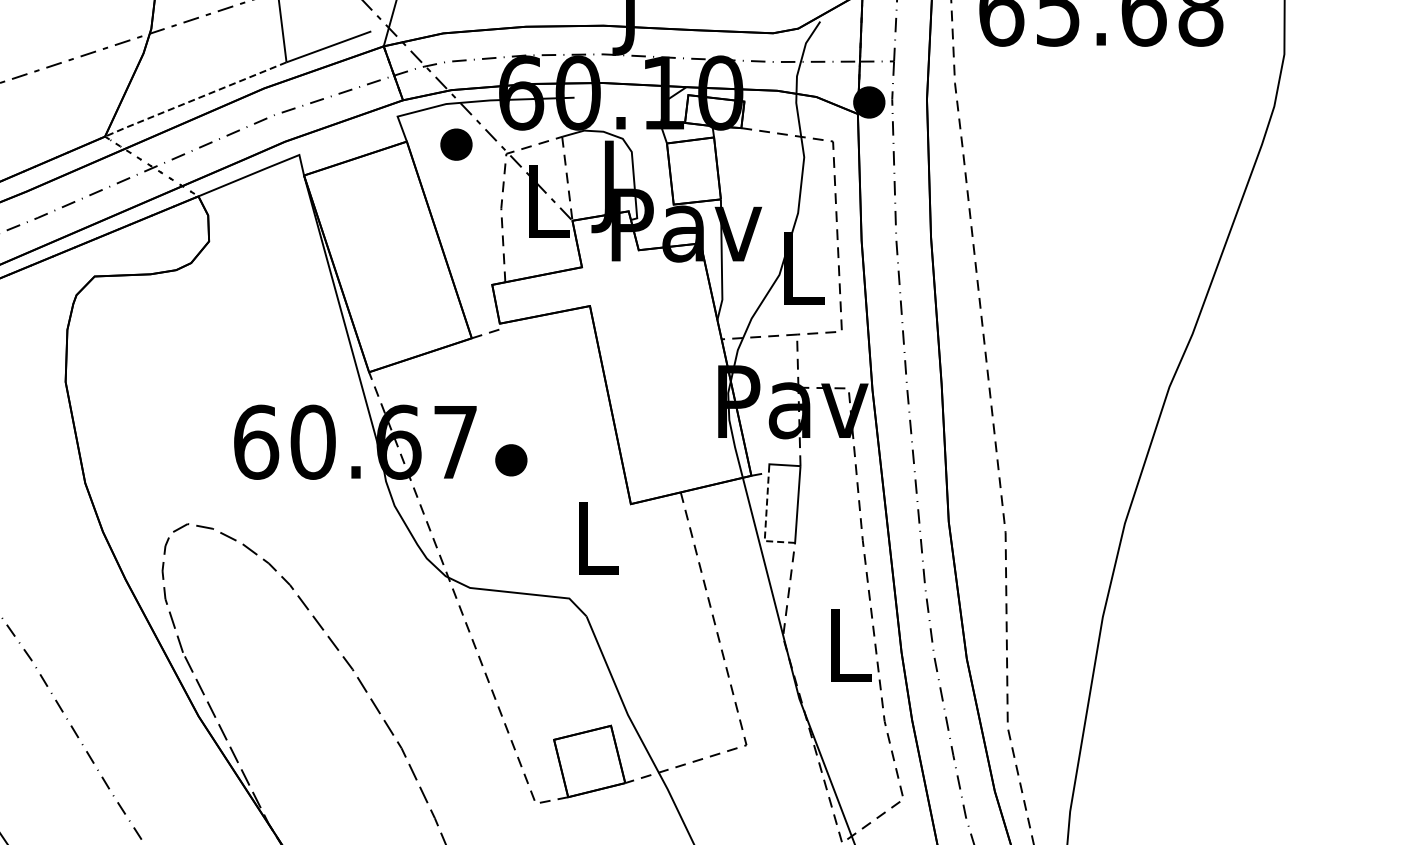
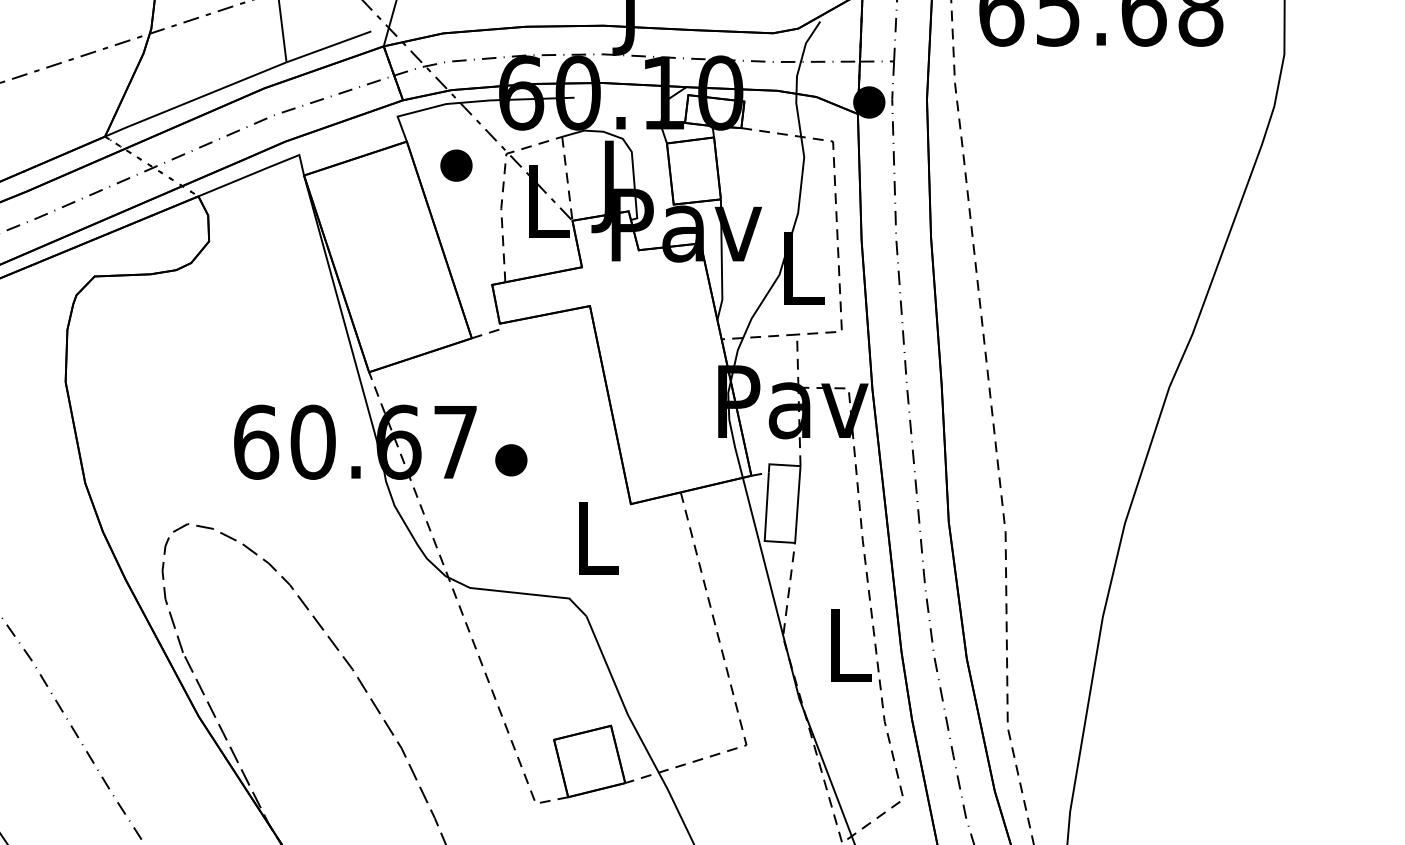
line: dashed -> solid (195, 99)
part position: (456, 144) -> (456, 165) (456, 165)
line: dashed -> solid (765, 522)
